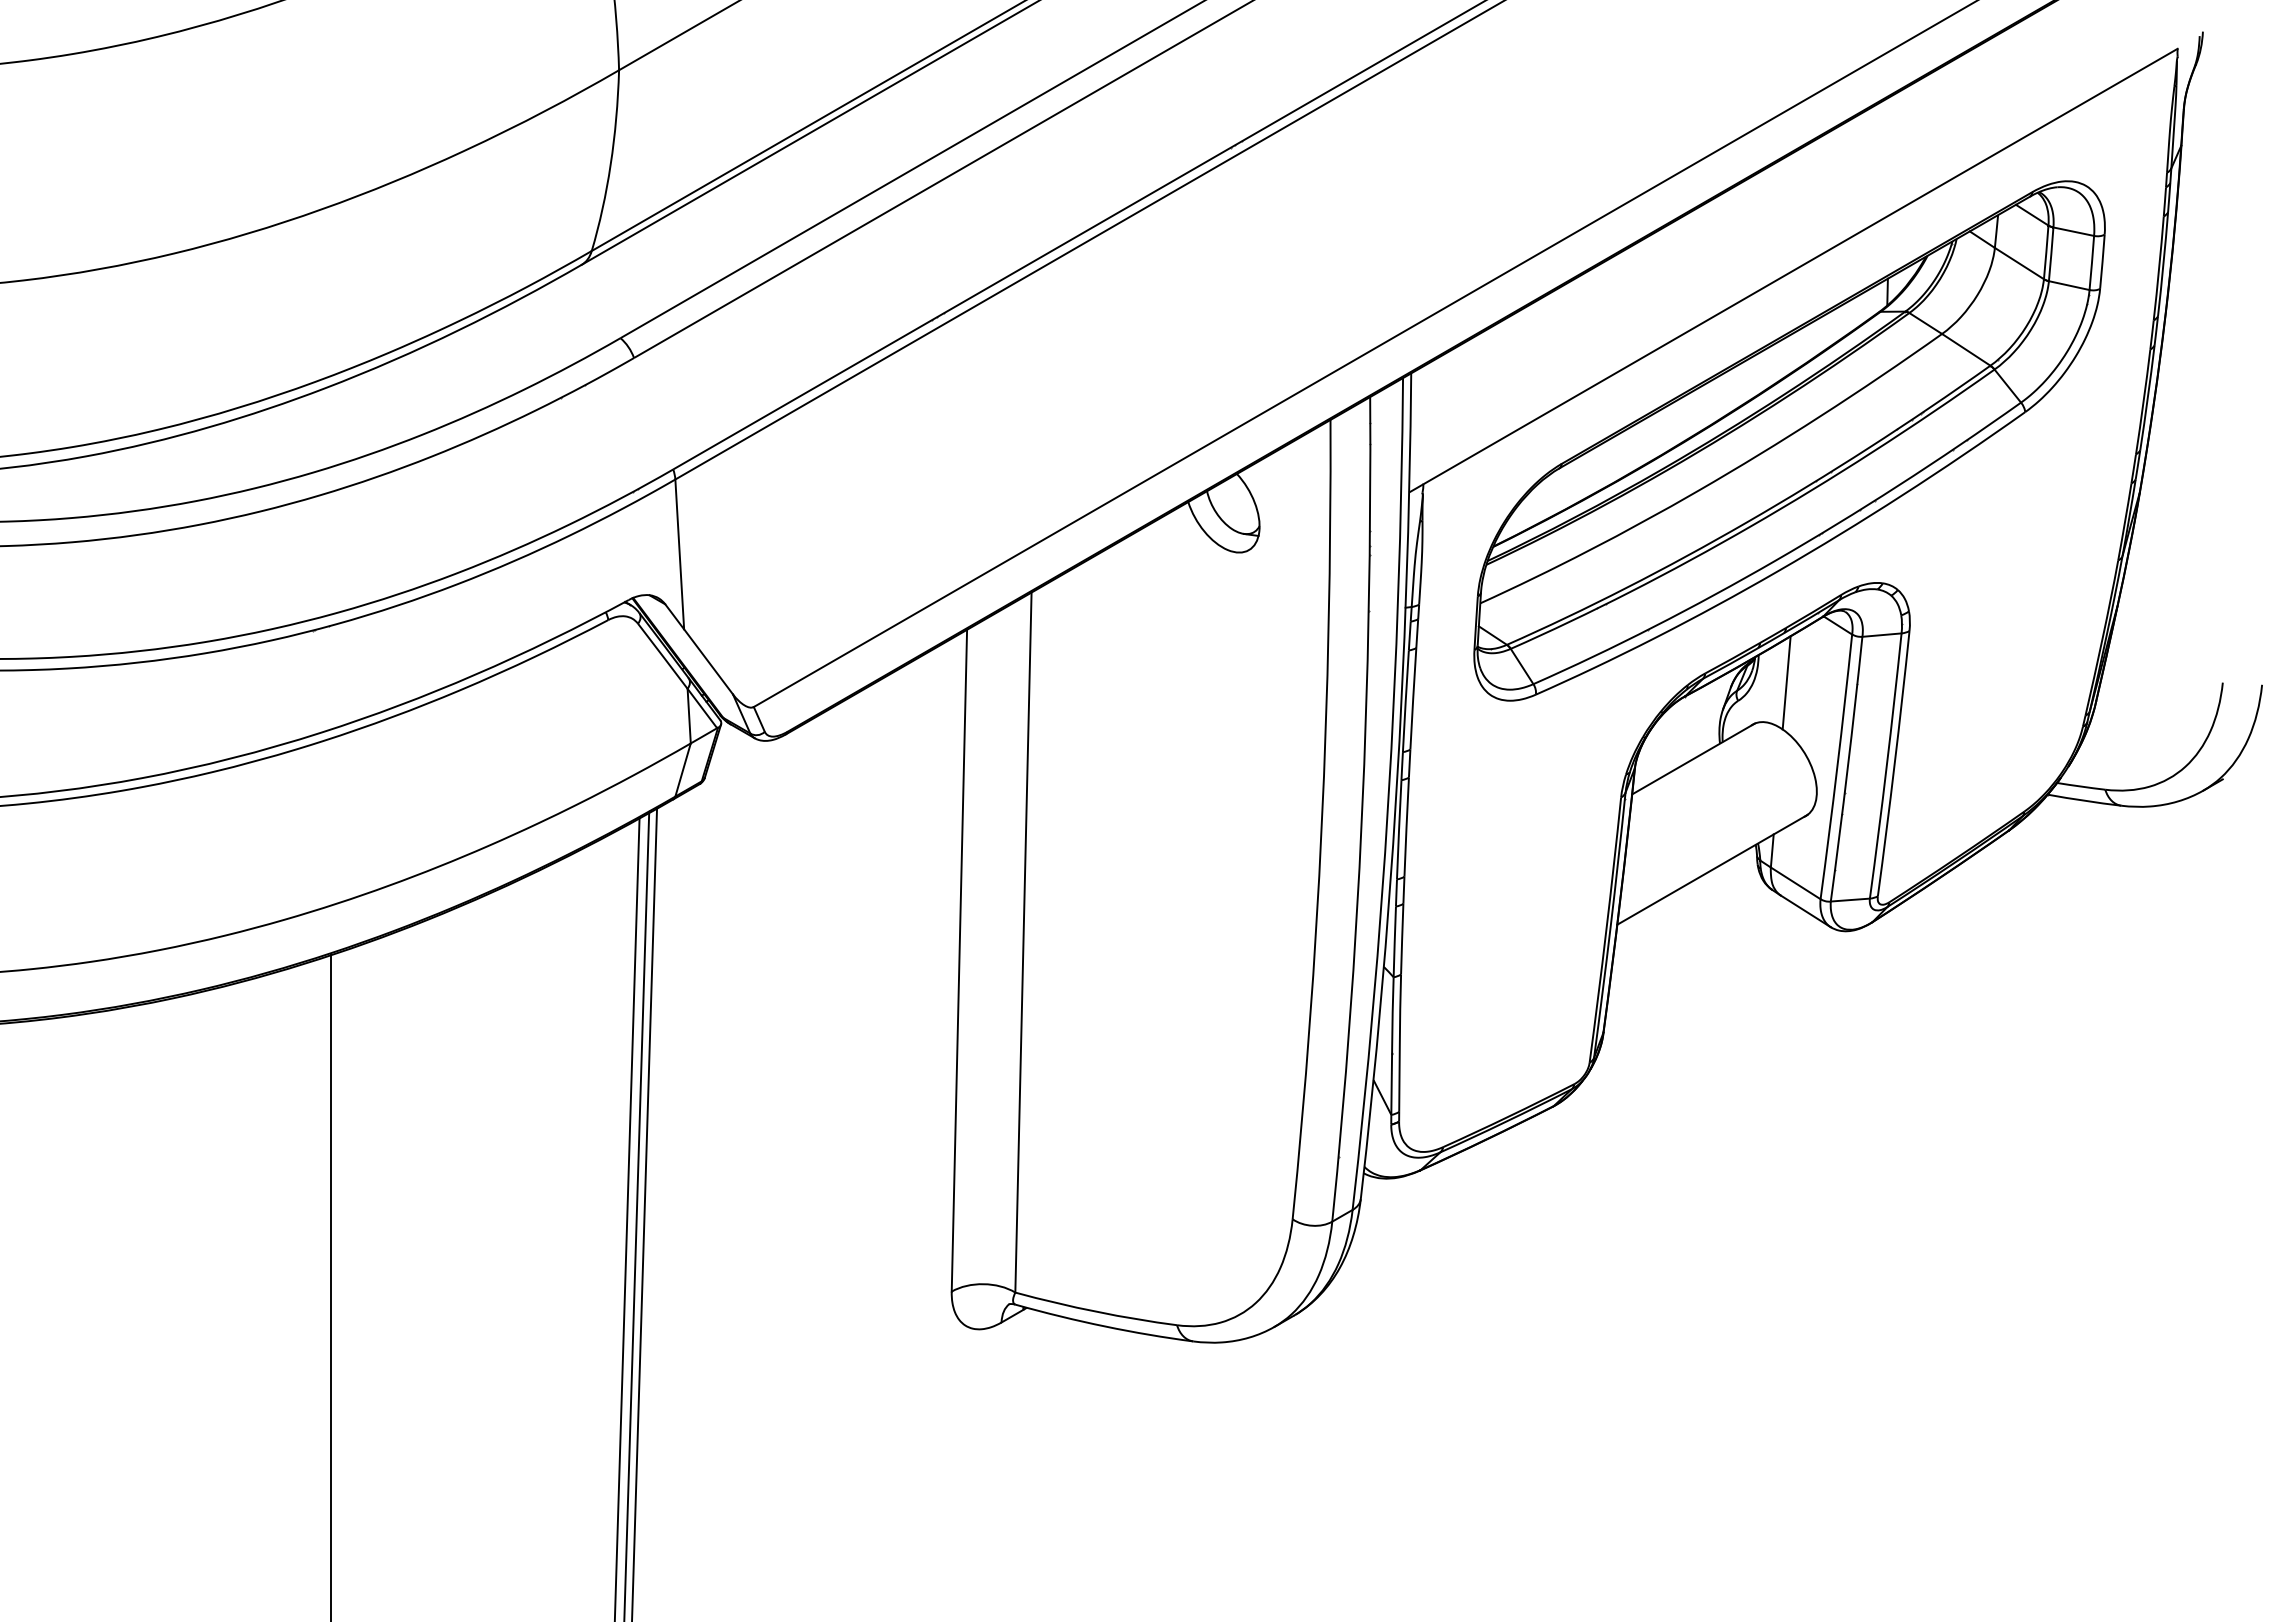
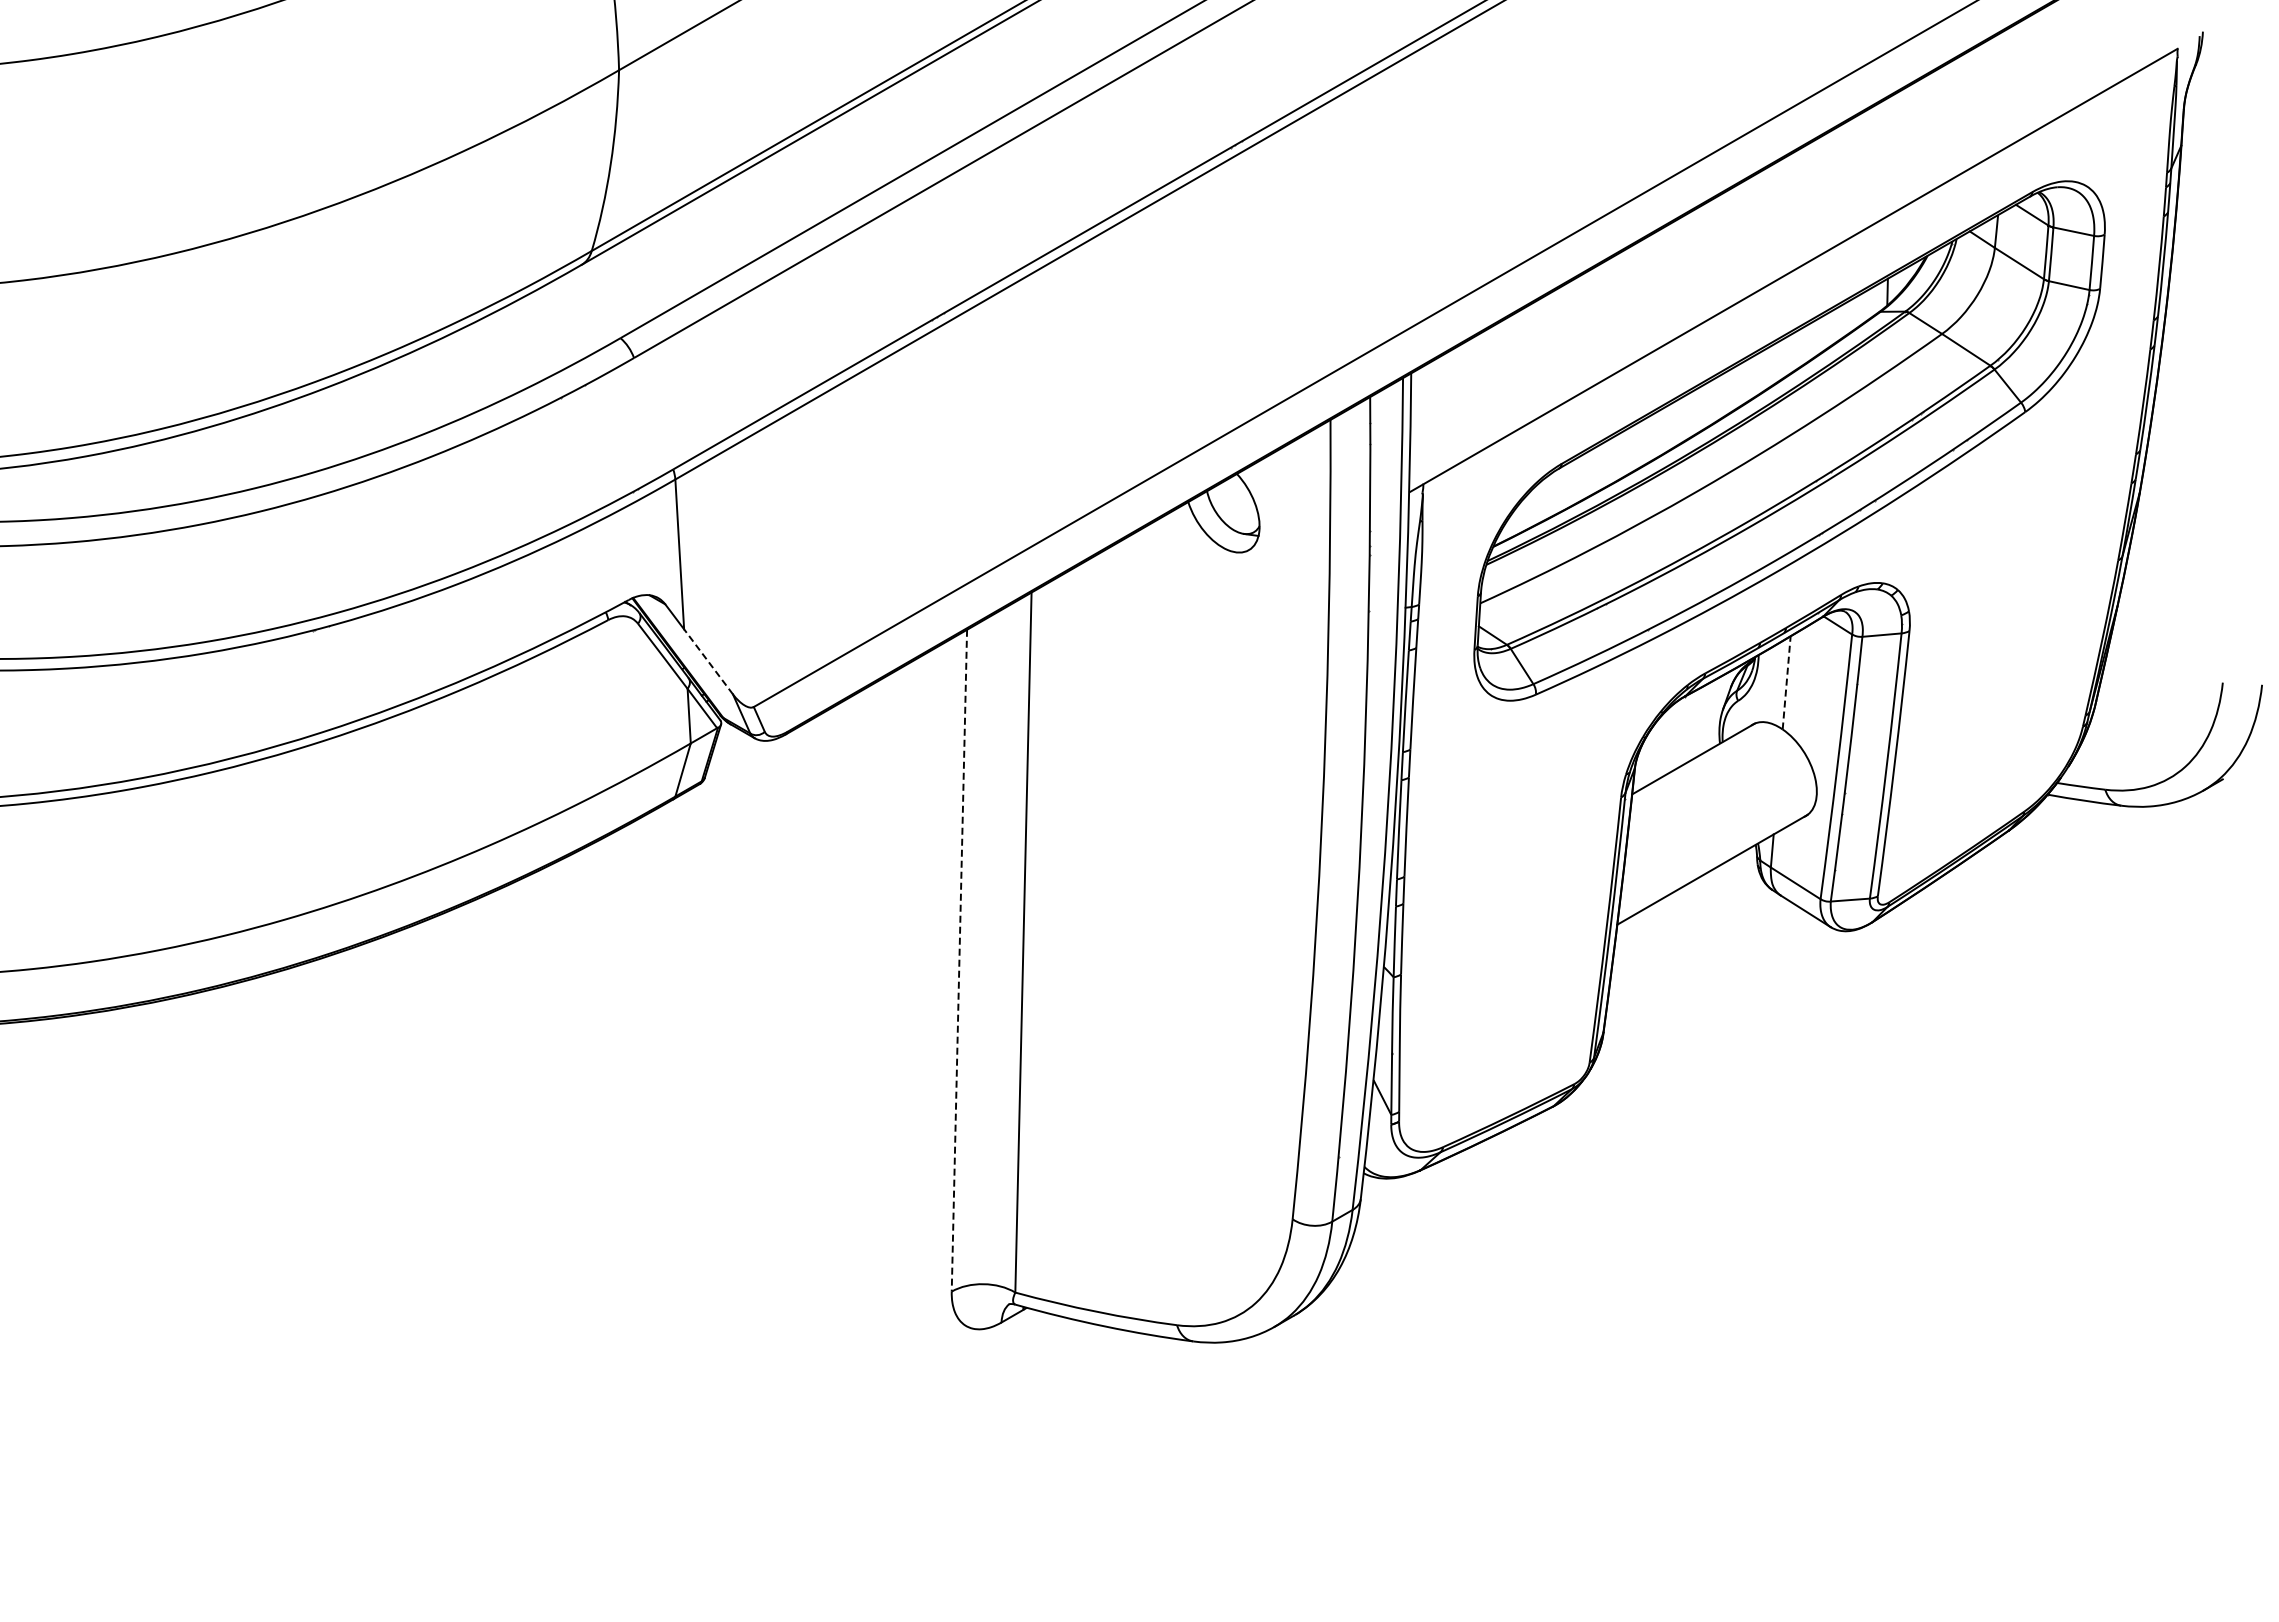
line: solid -> dashed (708, 661)
line: solid -> dashed (1786, 682)
line: solid -> dashed (959, 961)
line: present -> none (644, 1213)
line: present -> none (636, 1215)
line: present -> none (626, 1218)
line: present -> none (330, 1286)
